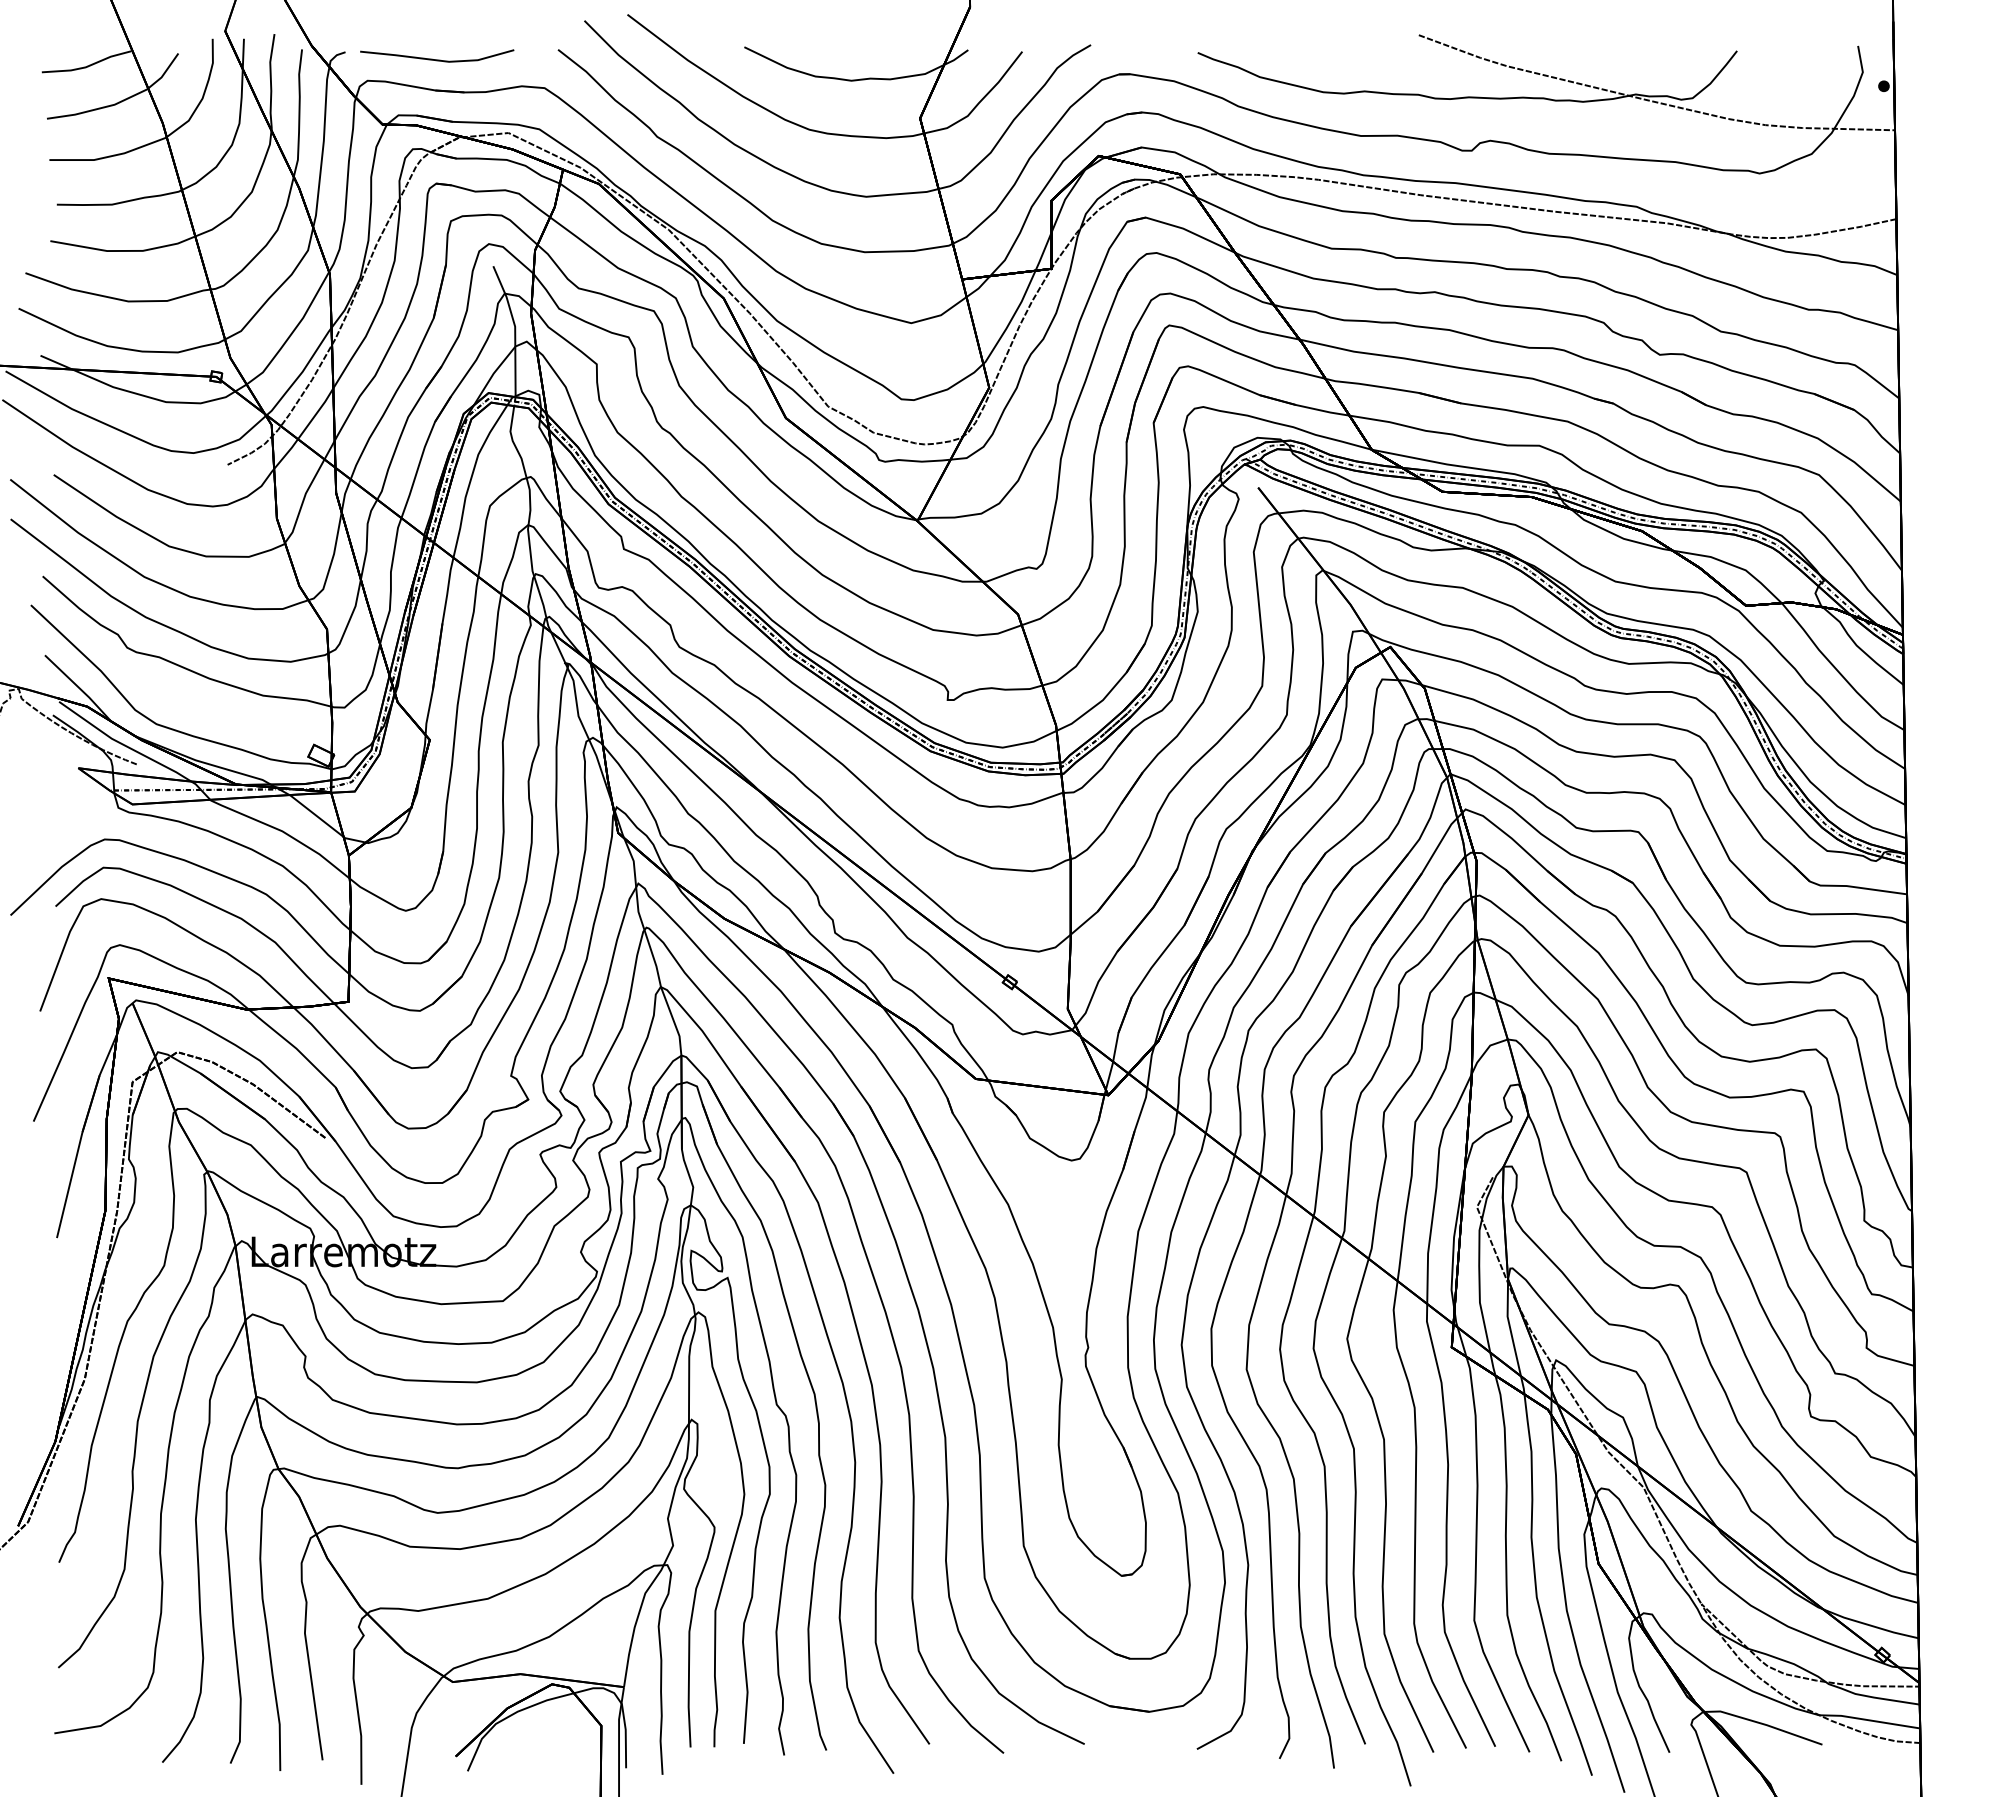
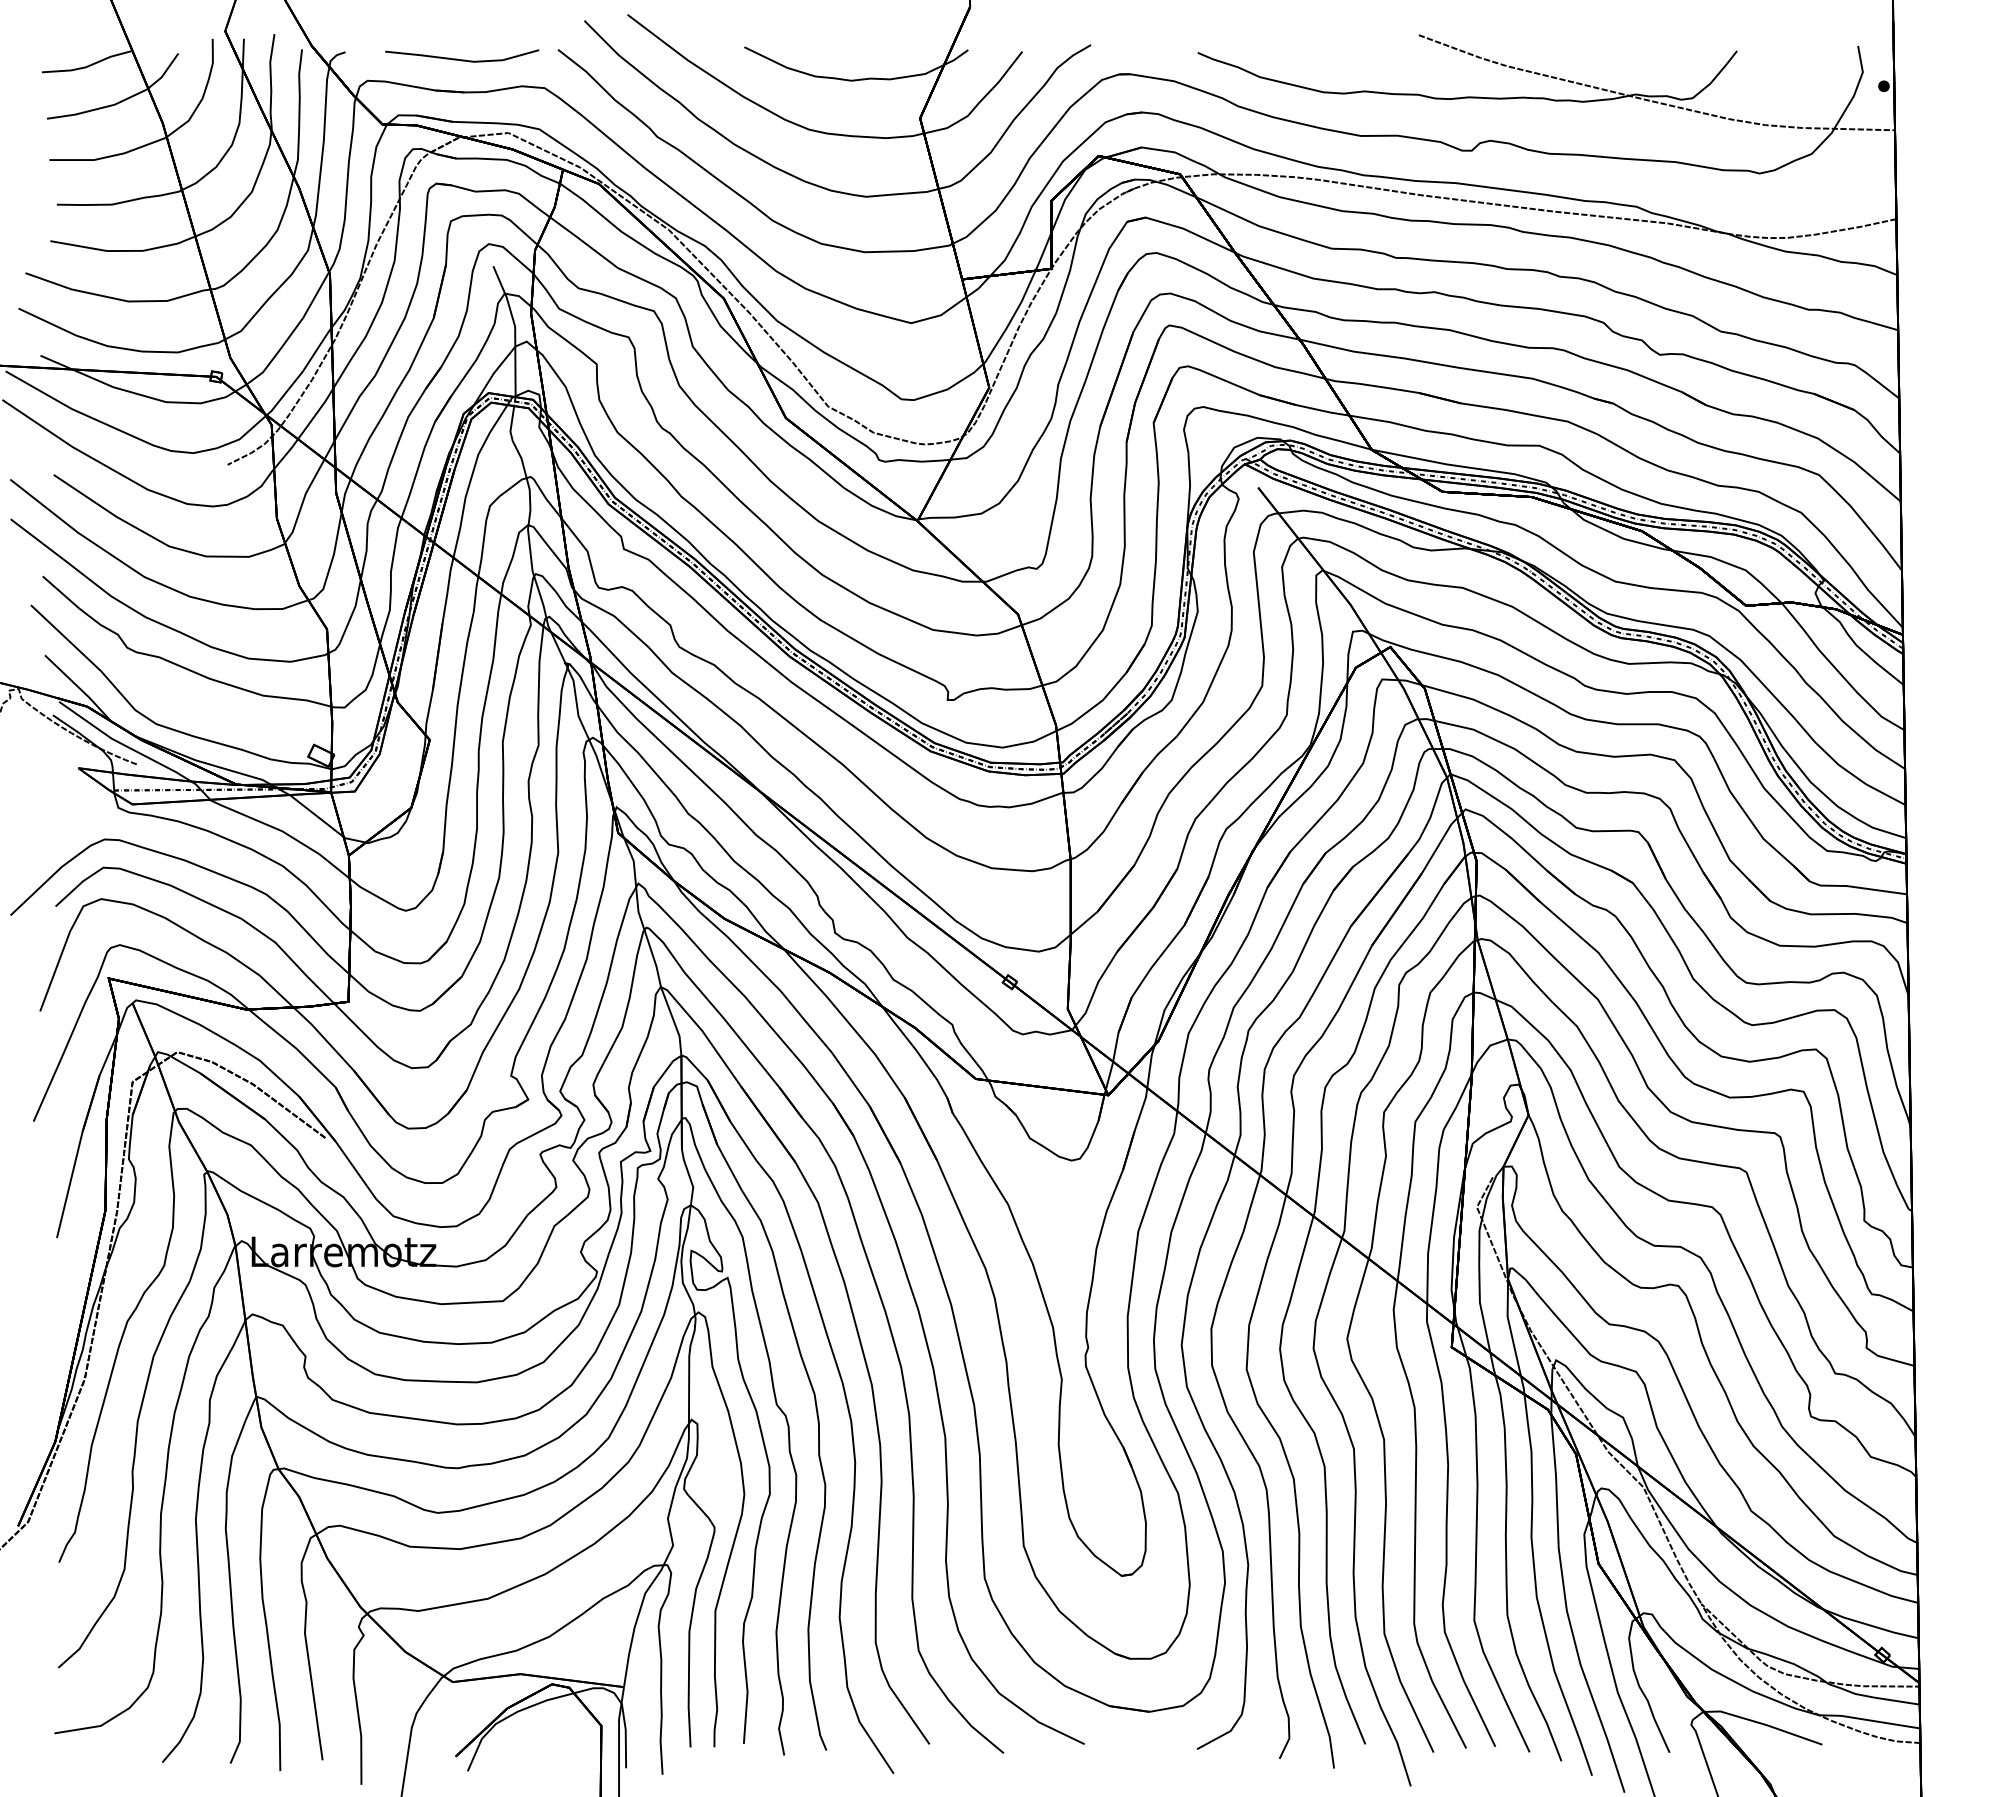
line position: (437, 59) -> (462, 59) (462, 59)
